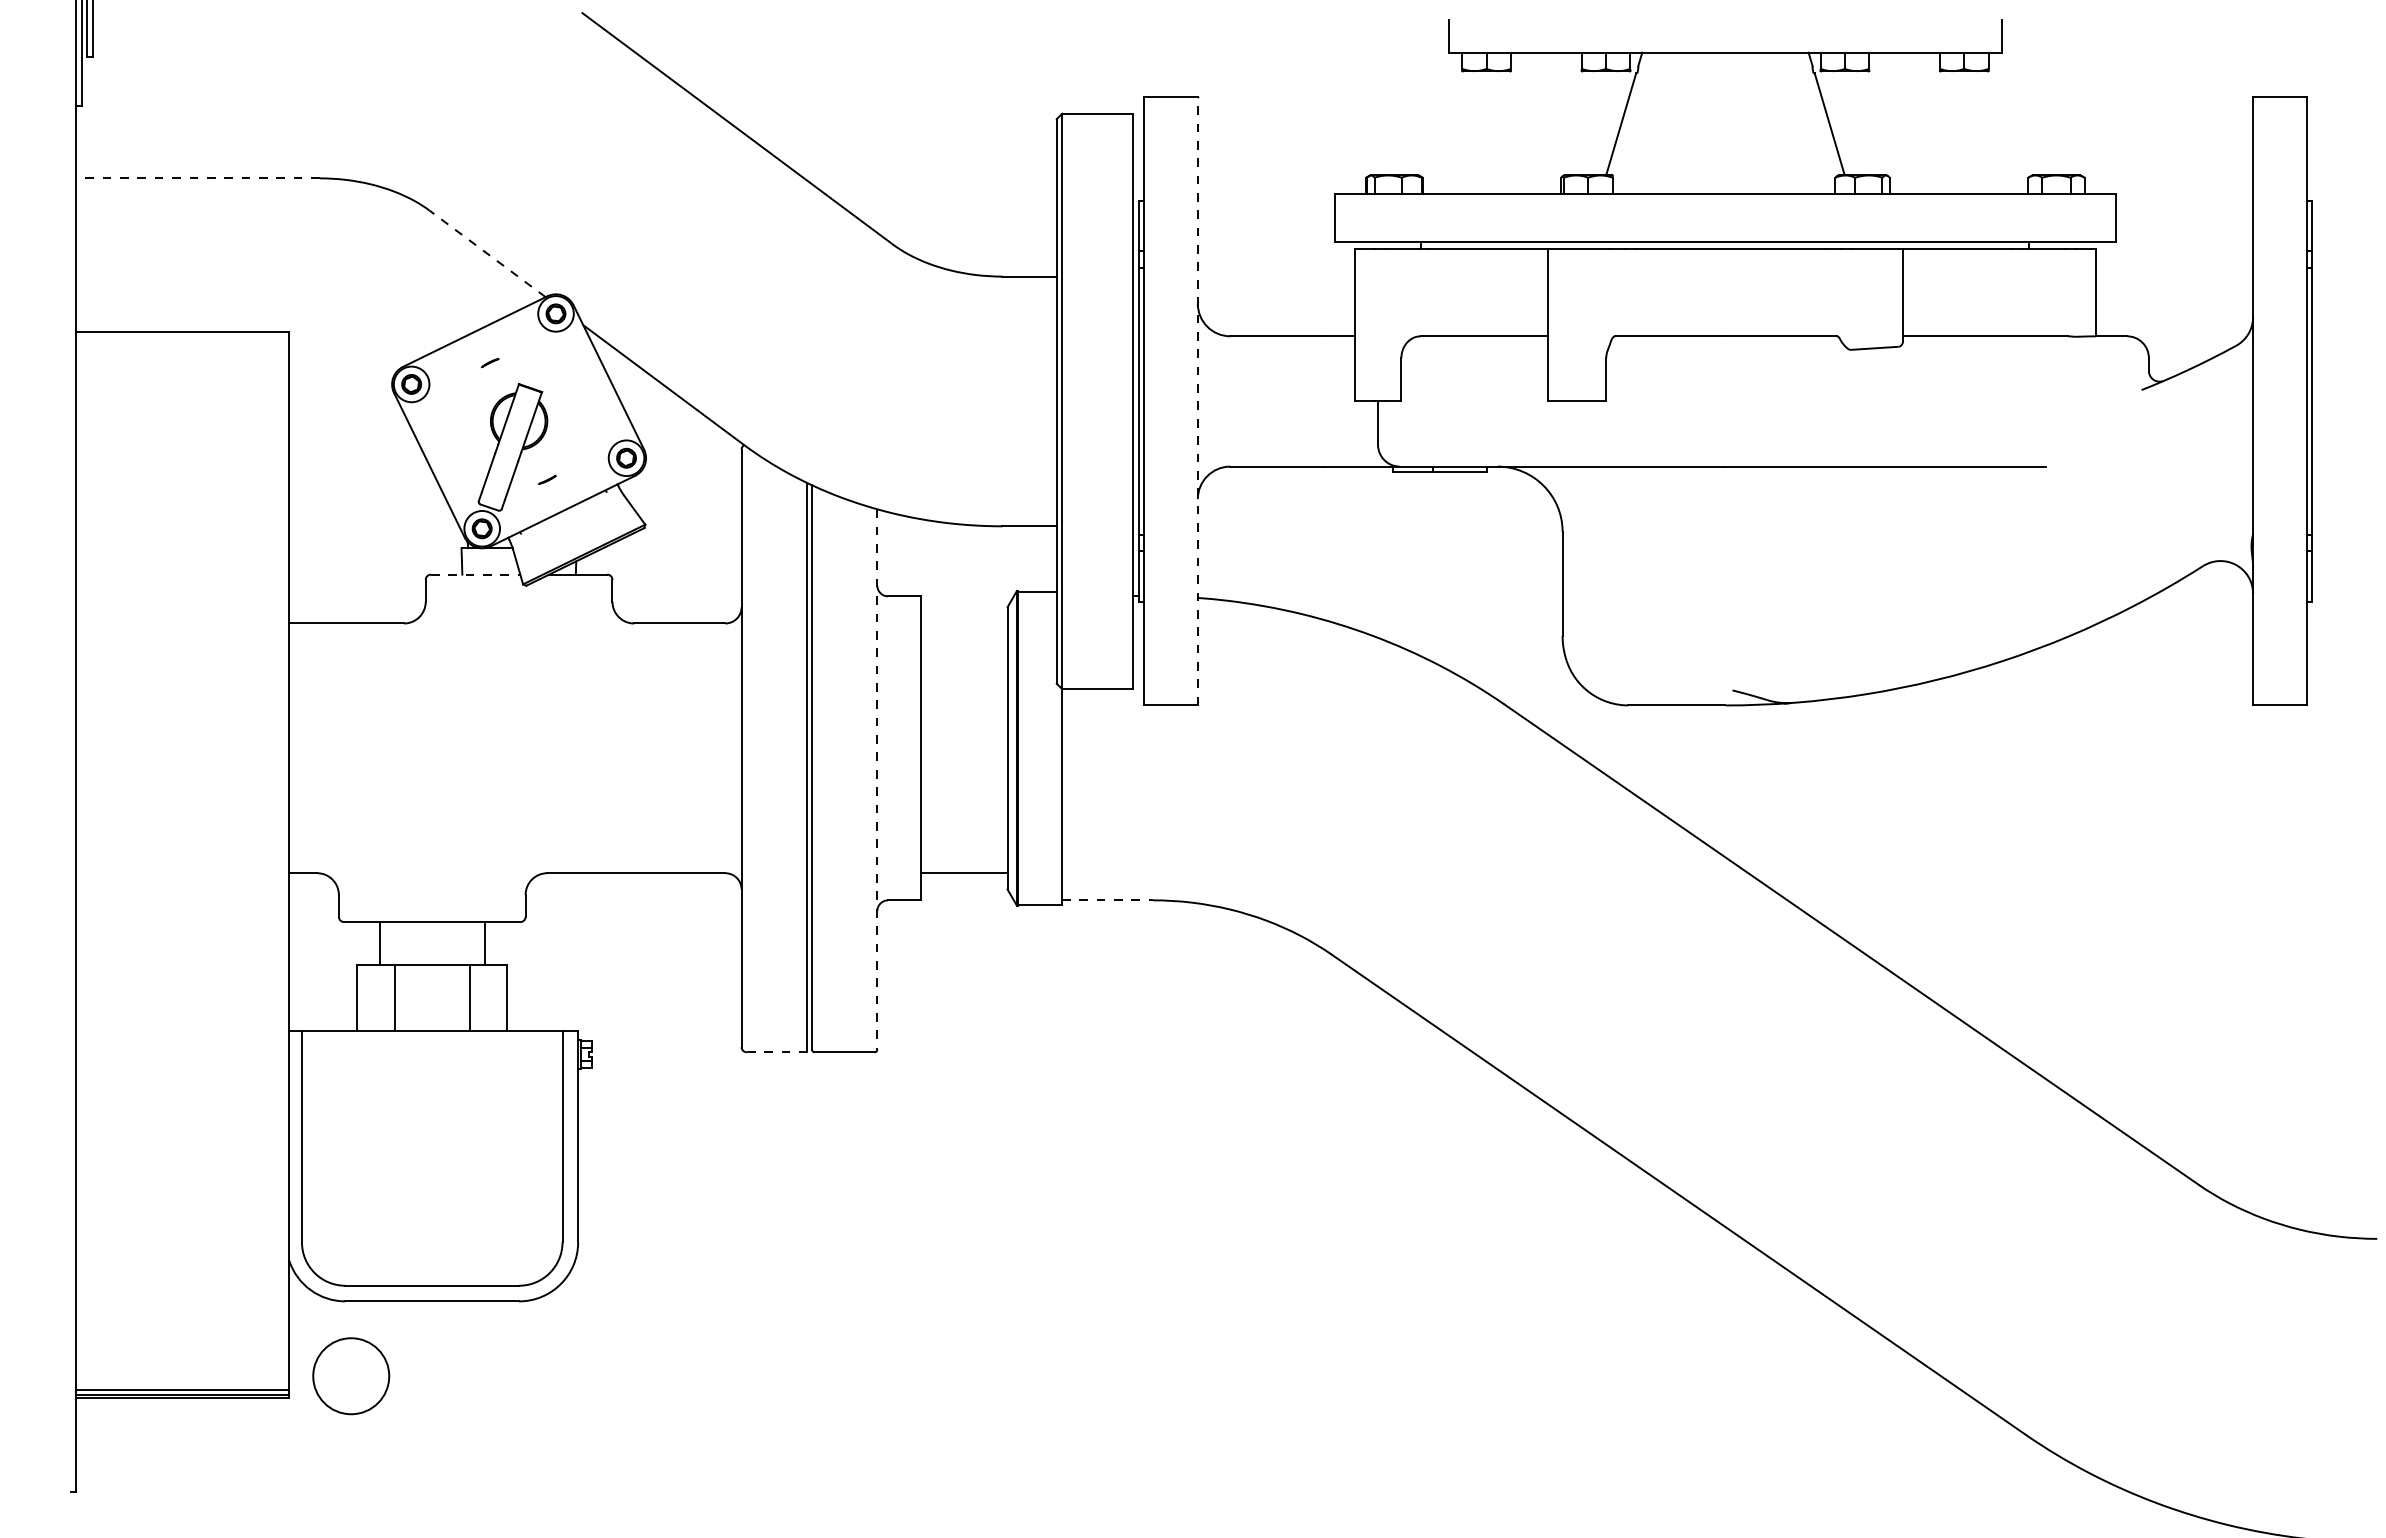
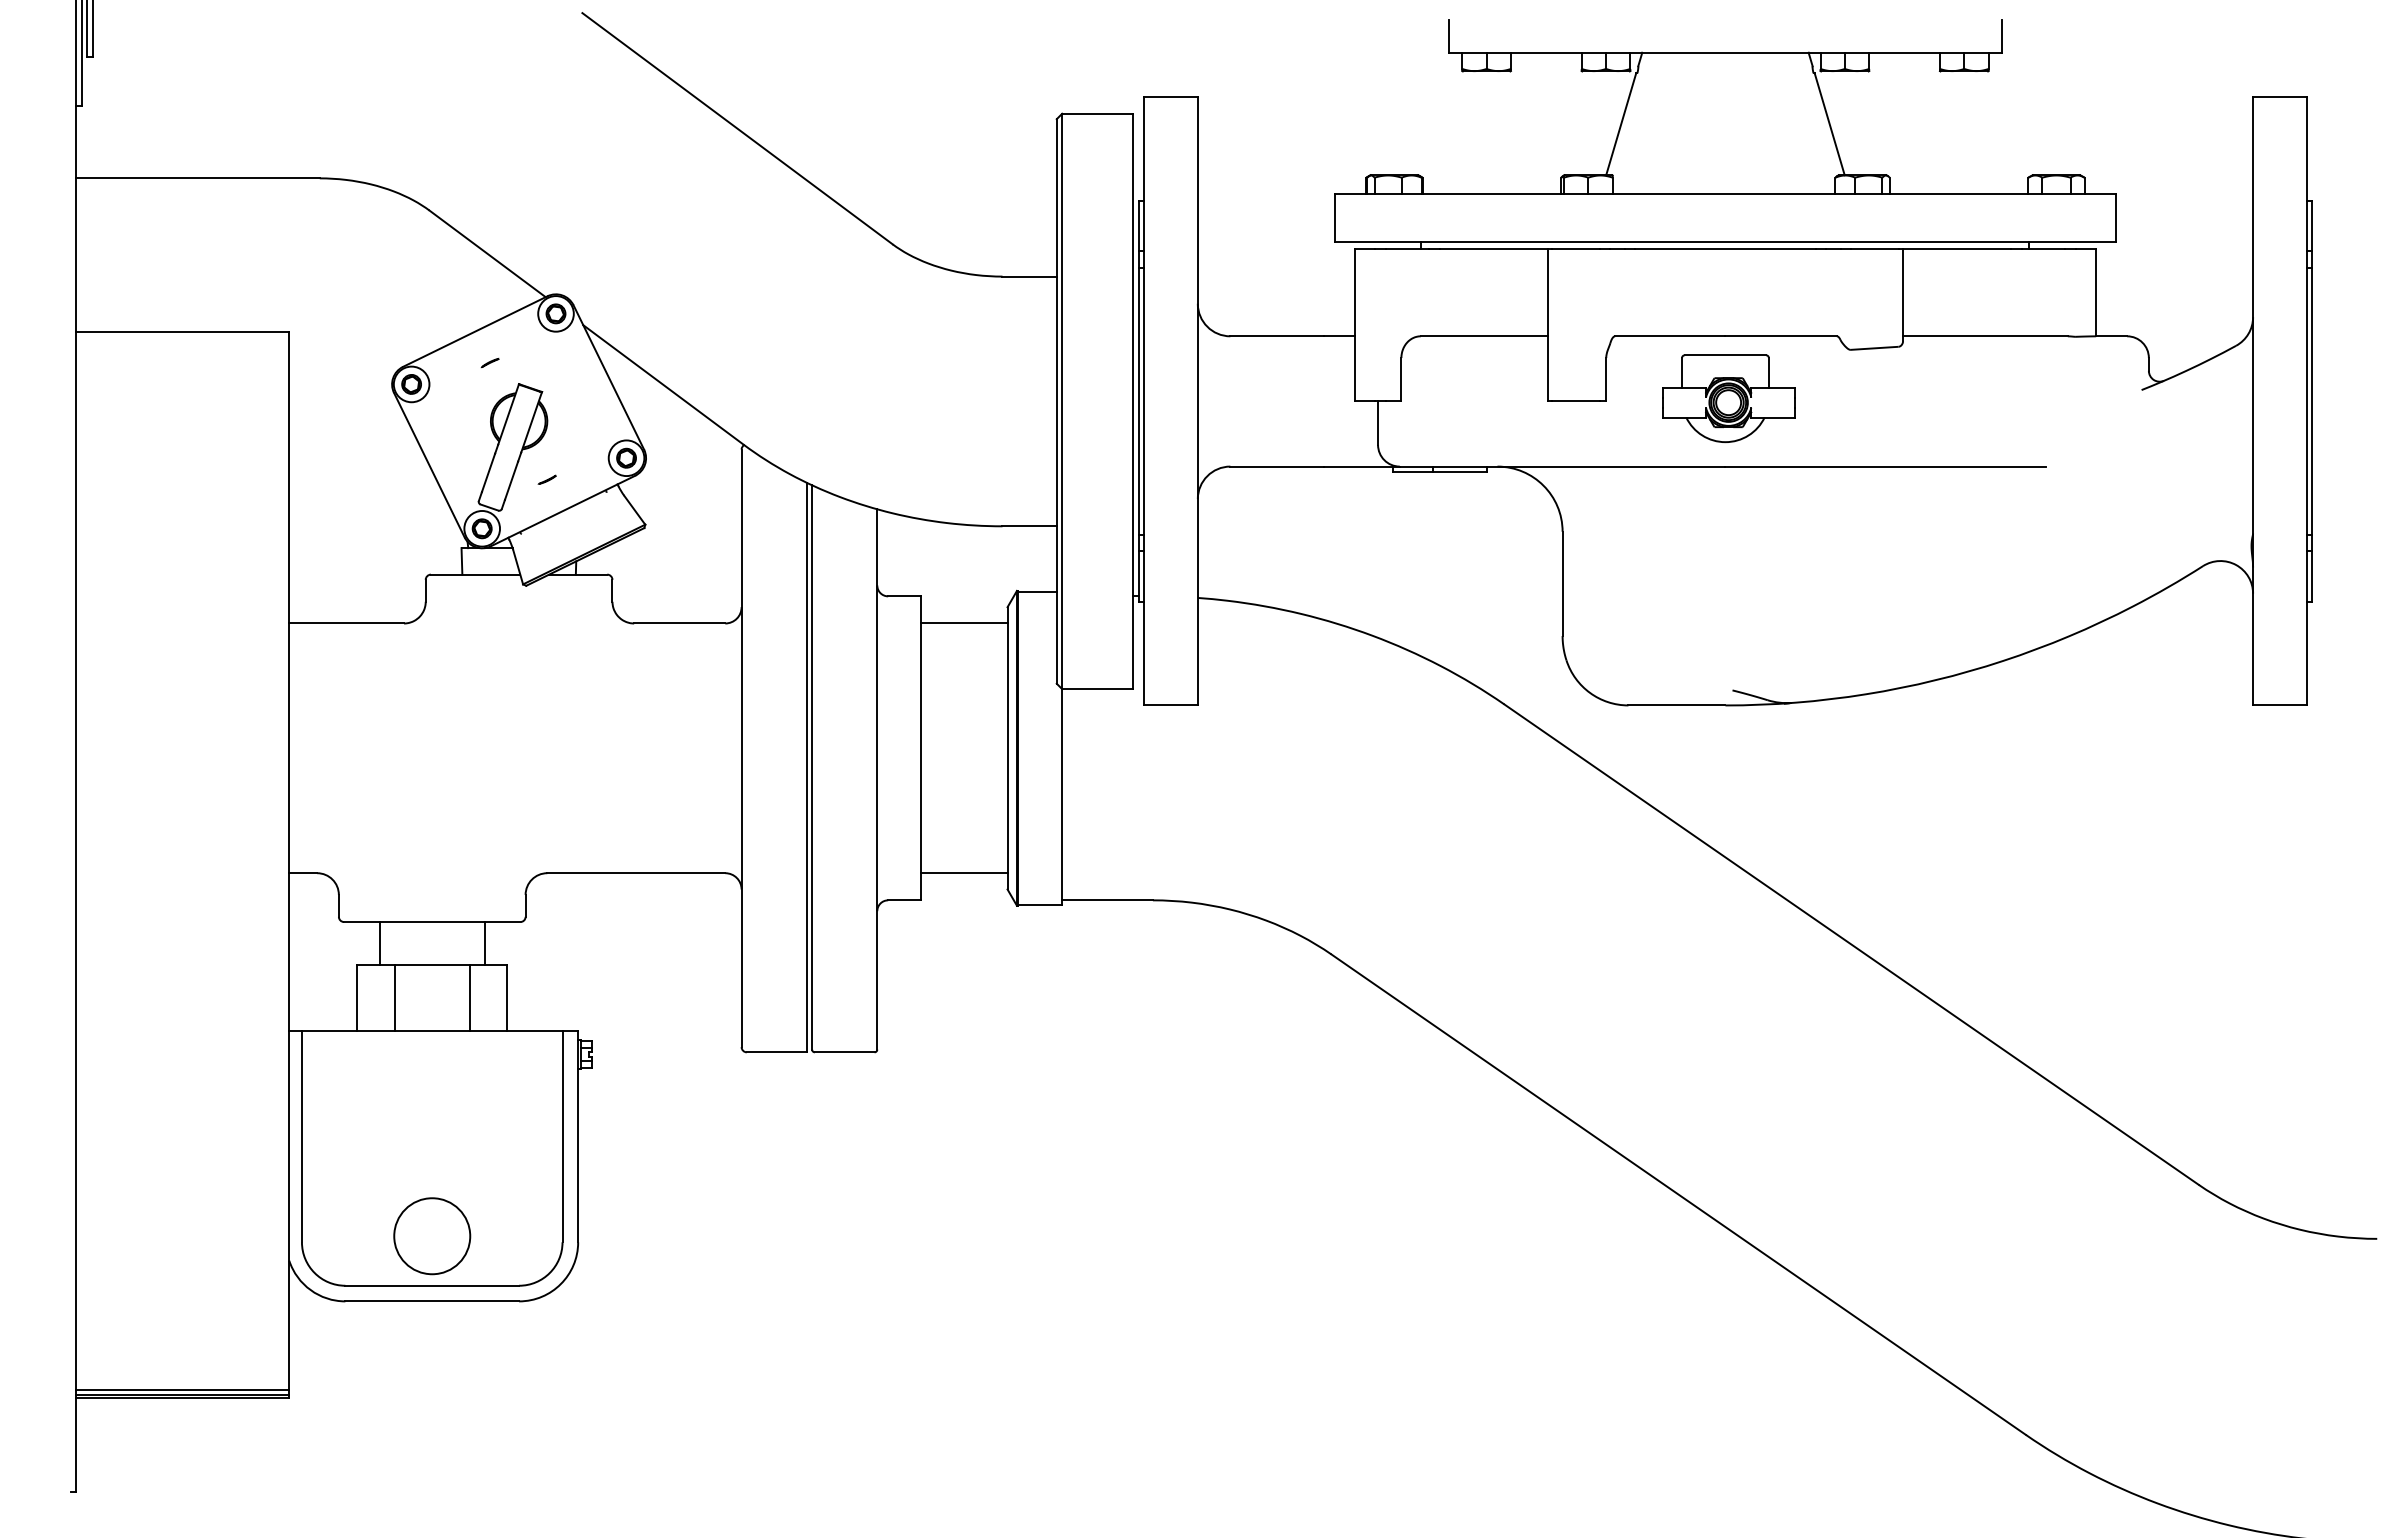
line: dashed -> solid (197, 178)
line: dashed -> solid (487, 253)
part: none -> present (1728, 398)
line: dashed -> solid (1197, 401)
line: dashed -> solid (475, 574)
line: none -> present (963, 623)
line: dashed -> solid (877, 779)
line: dashed -> solid (1107, 900)
line: dashed -> solid (776, 1052)
circle position: (351, 1376) -> (432, 1236) (432, 1236)
